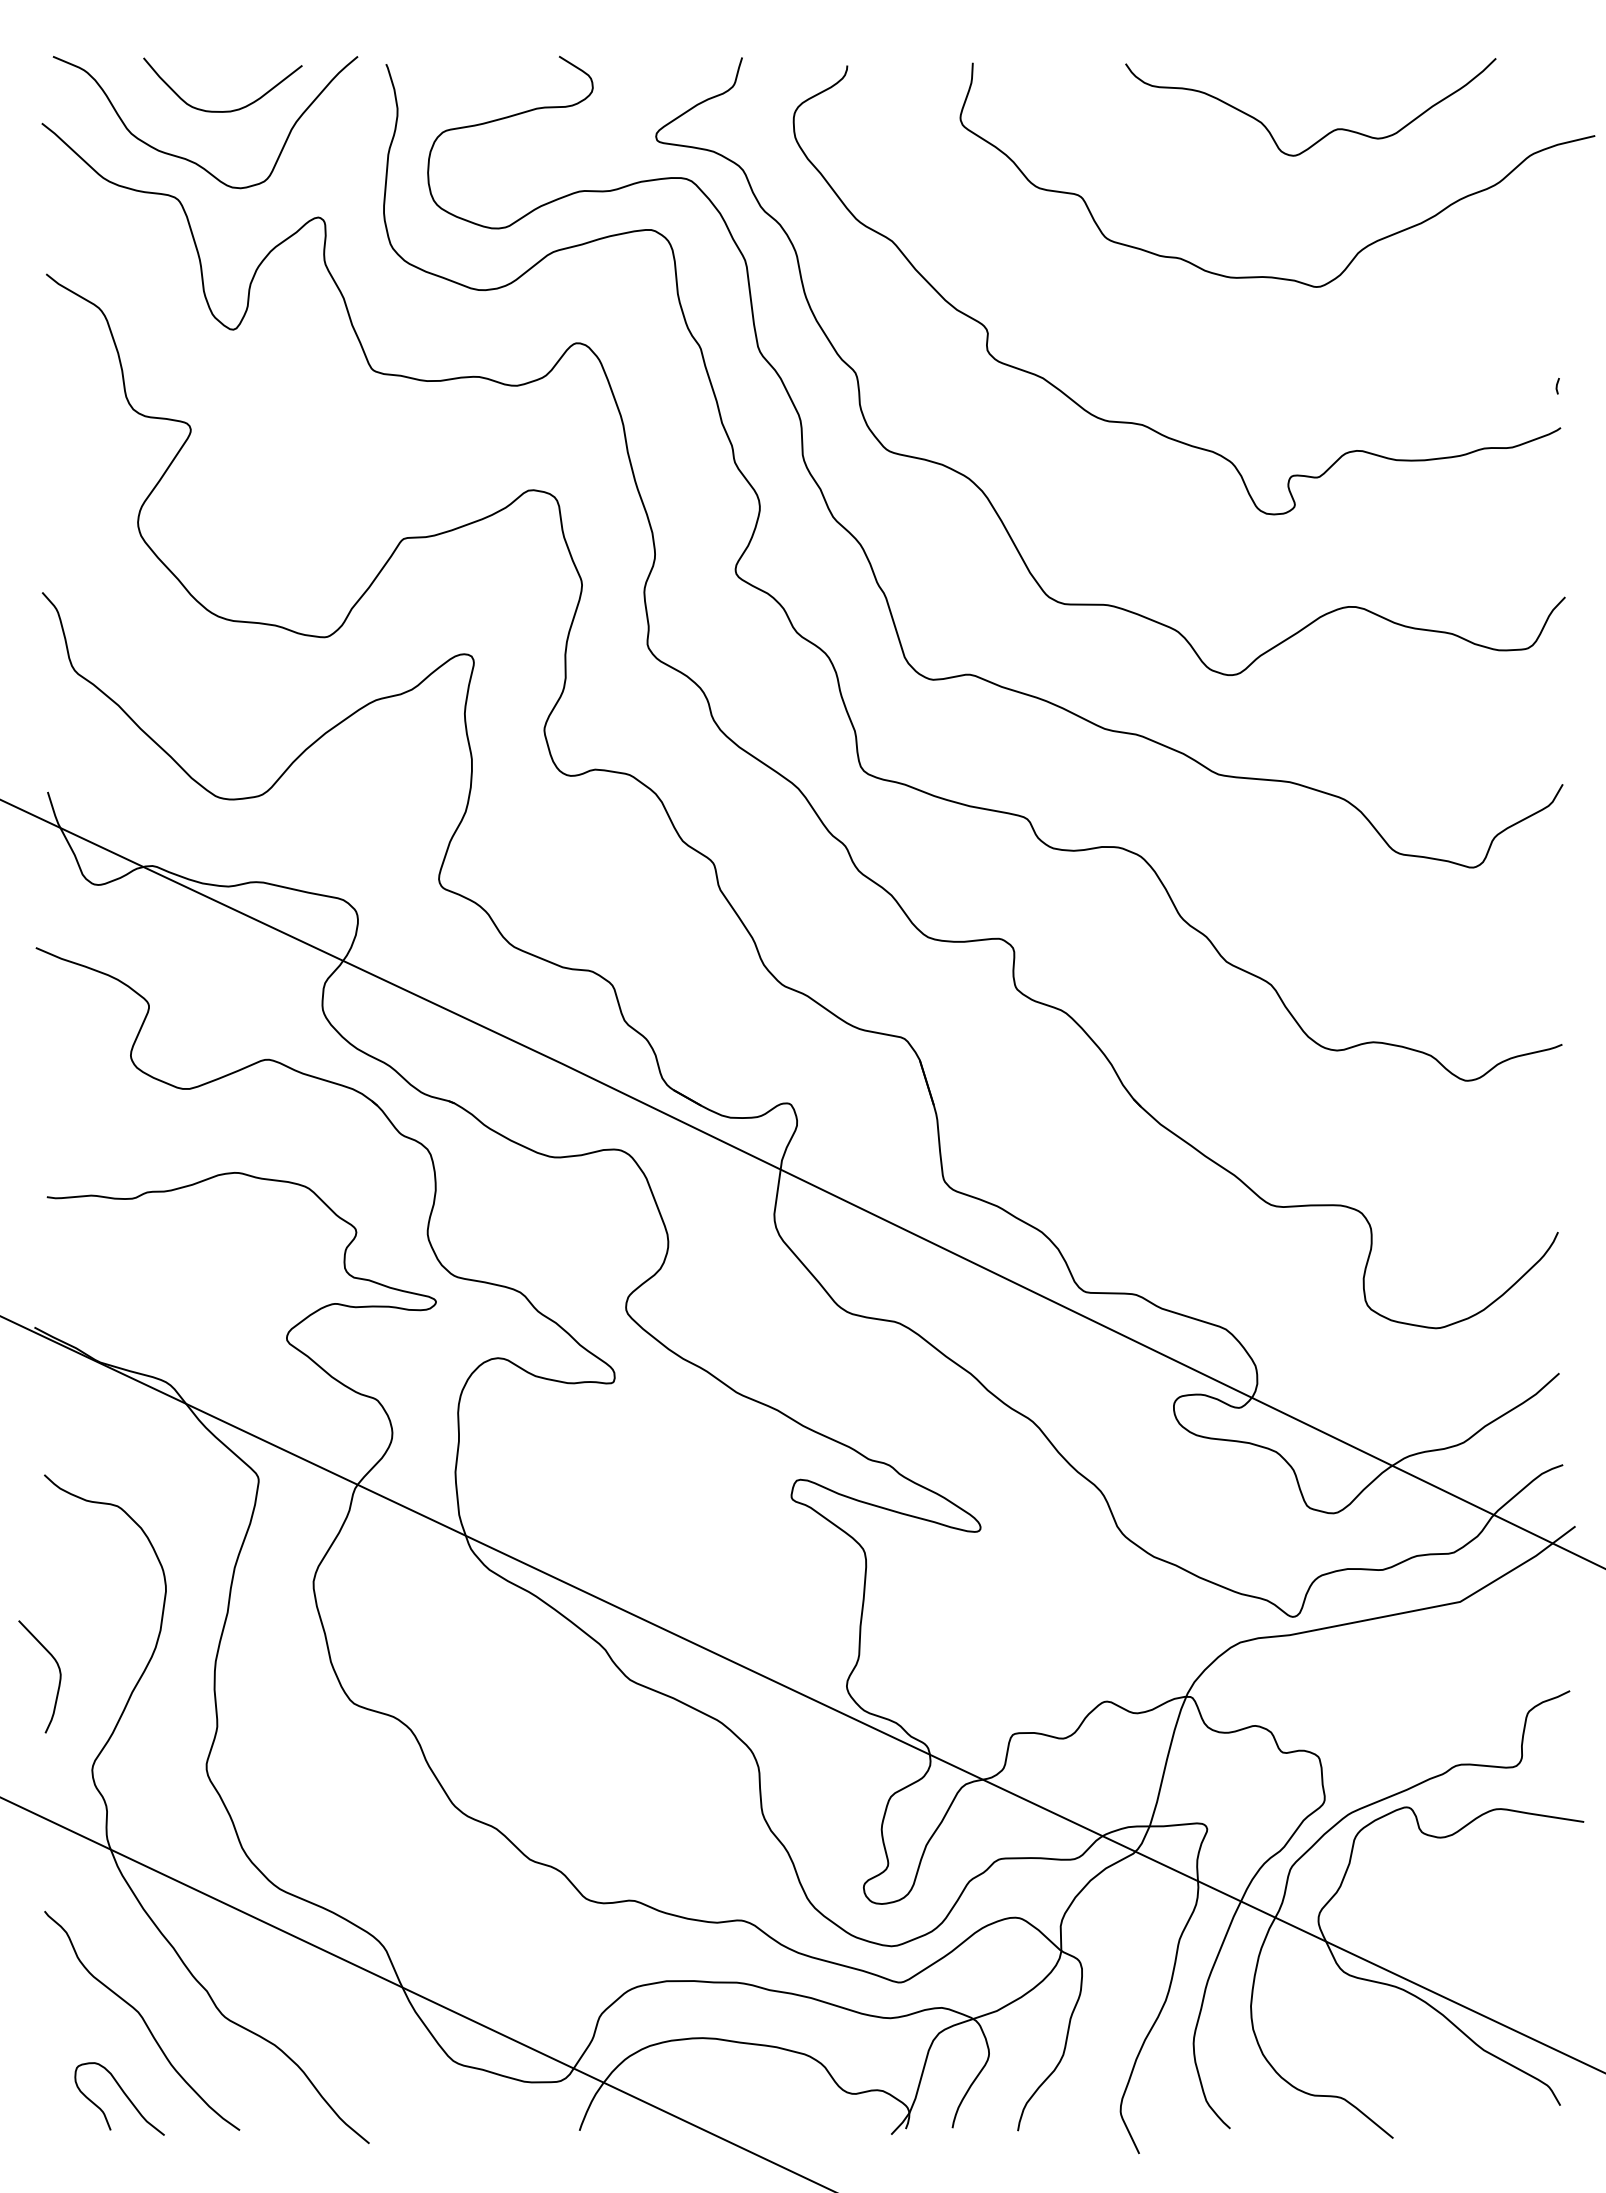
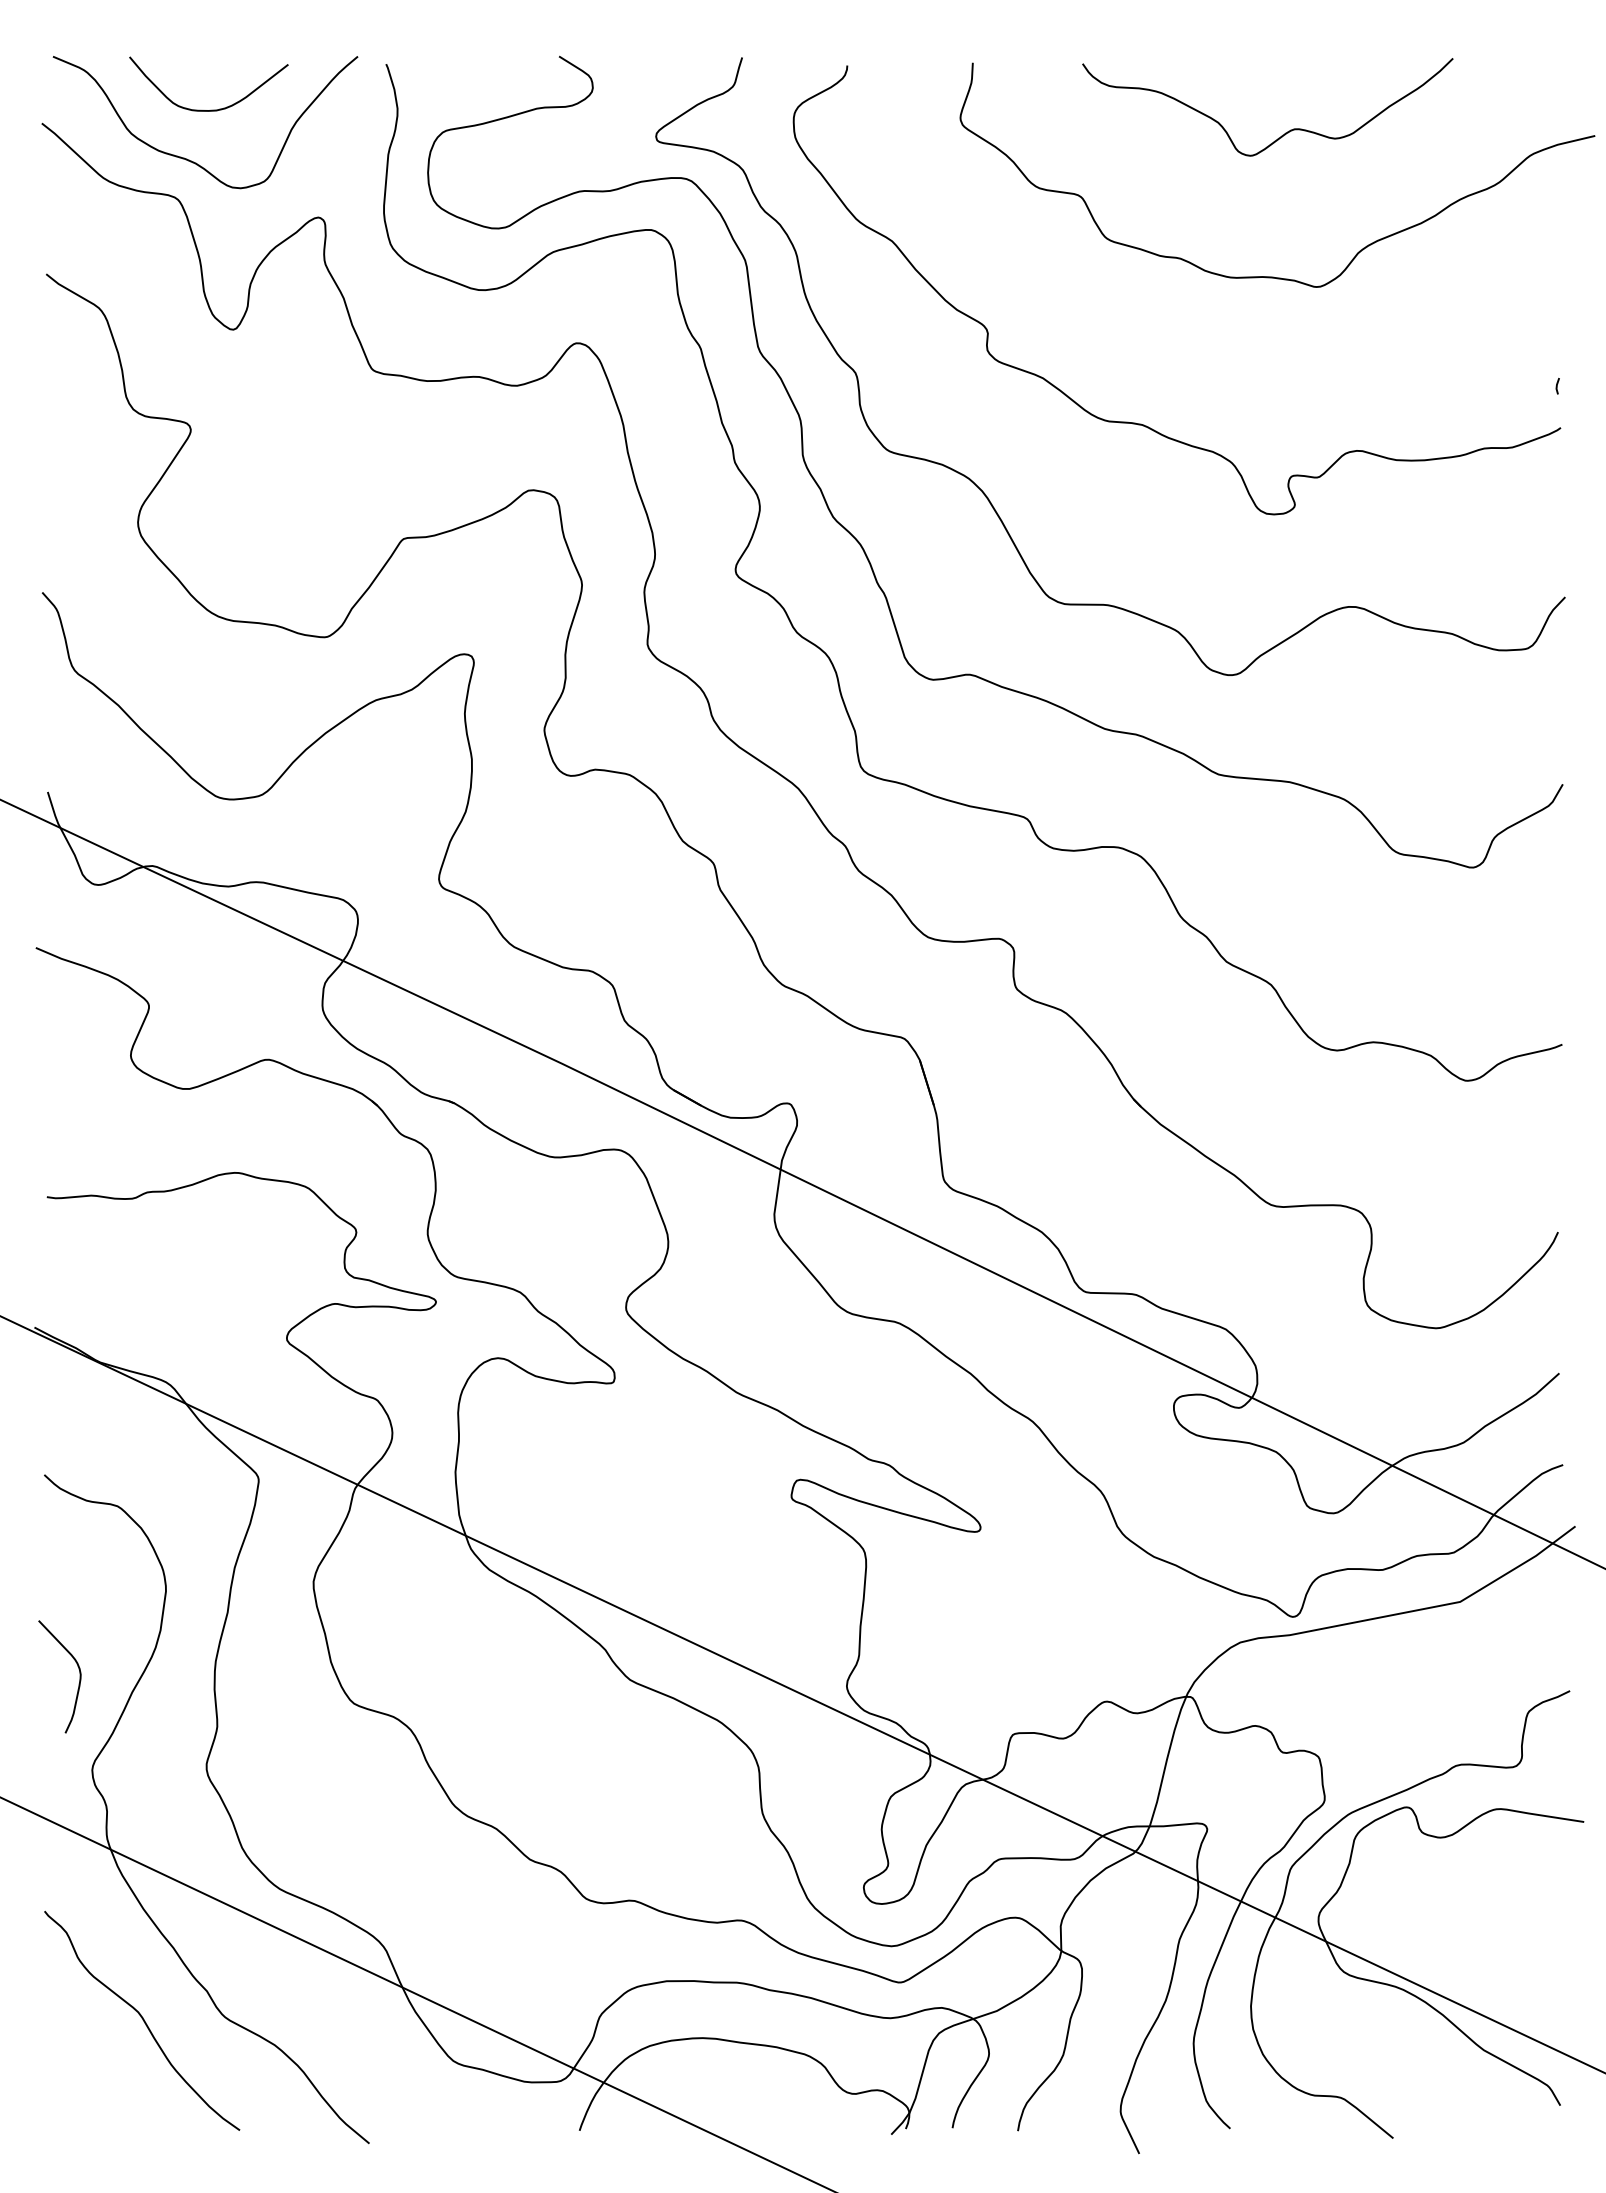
curve position: (224, 110) -> (210, 109) (210, 109)
curve position: (1328, 132) -> (1285, 132) (1285, 132)
curve position: (59, 1676) -> (79, 1676) (79, 1676)
curve: present -> none (125, 2096)
